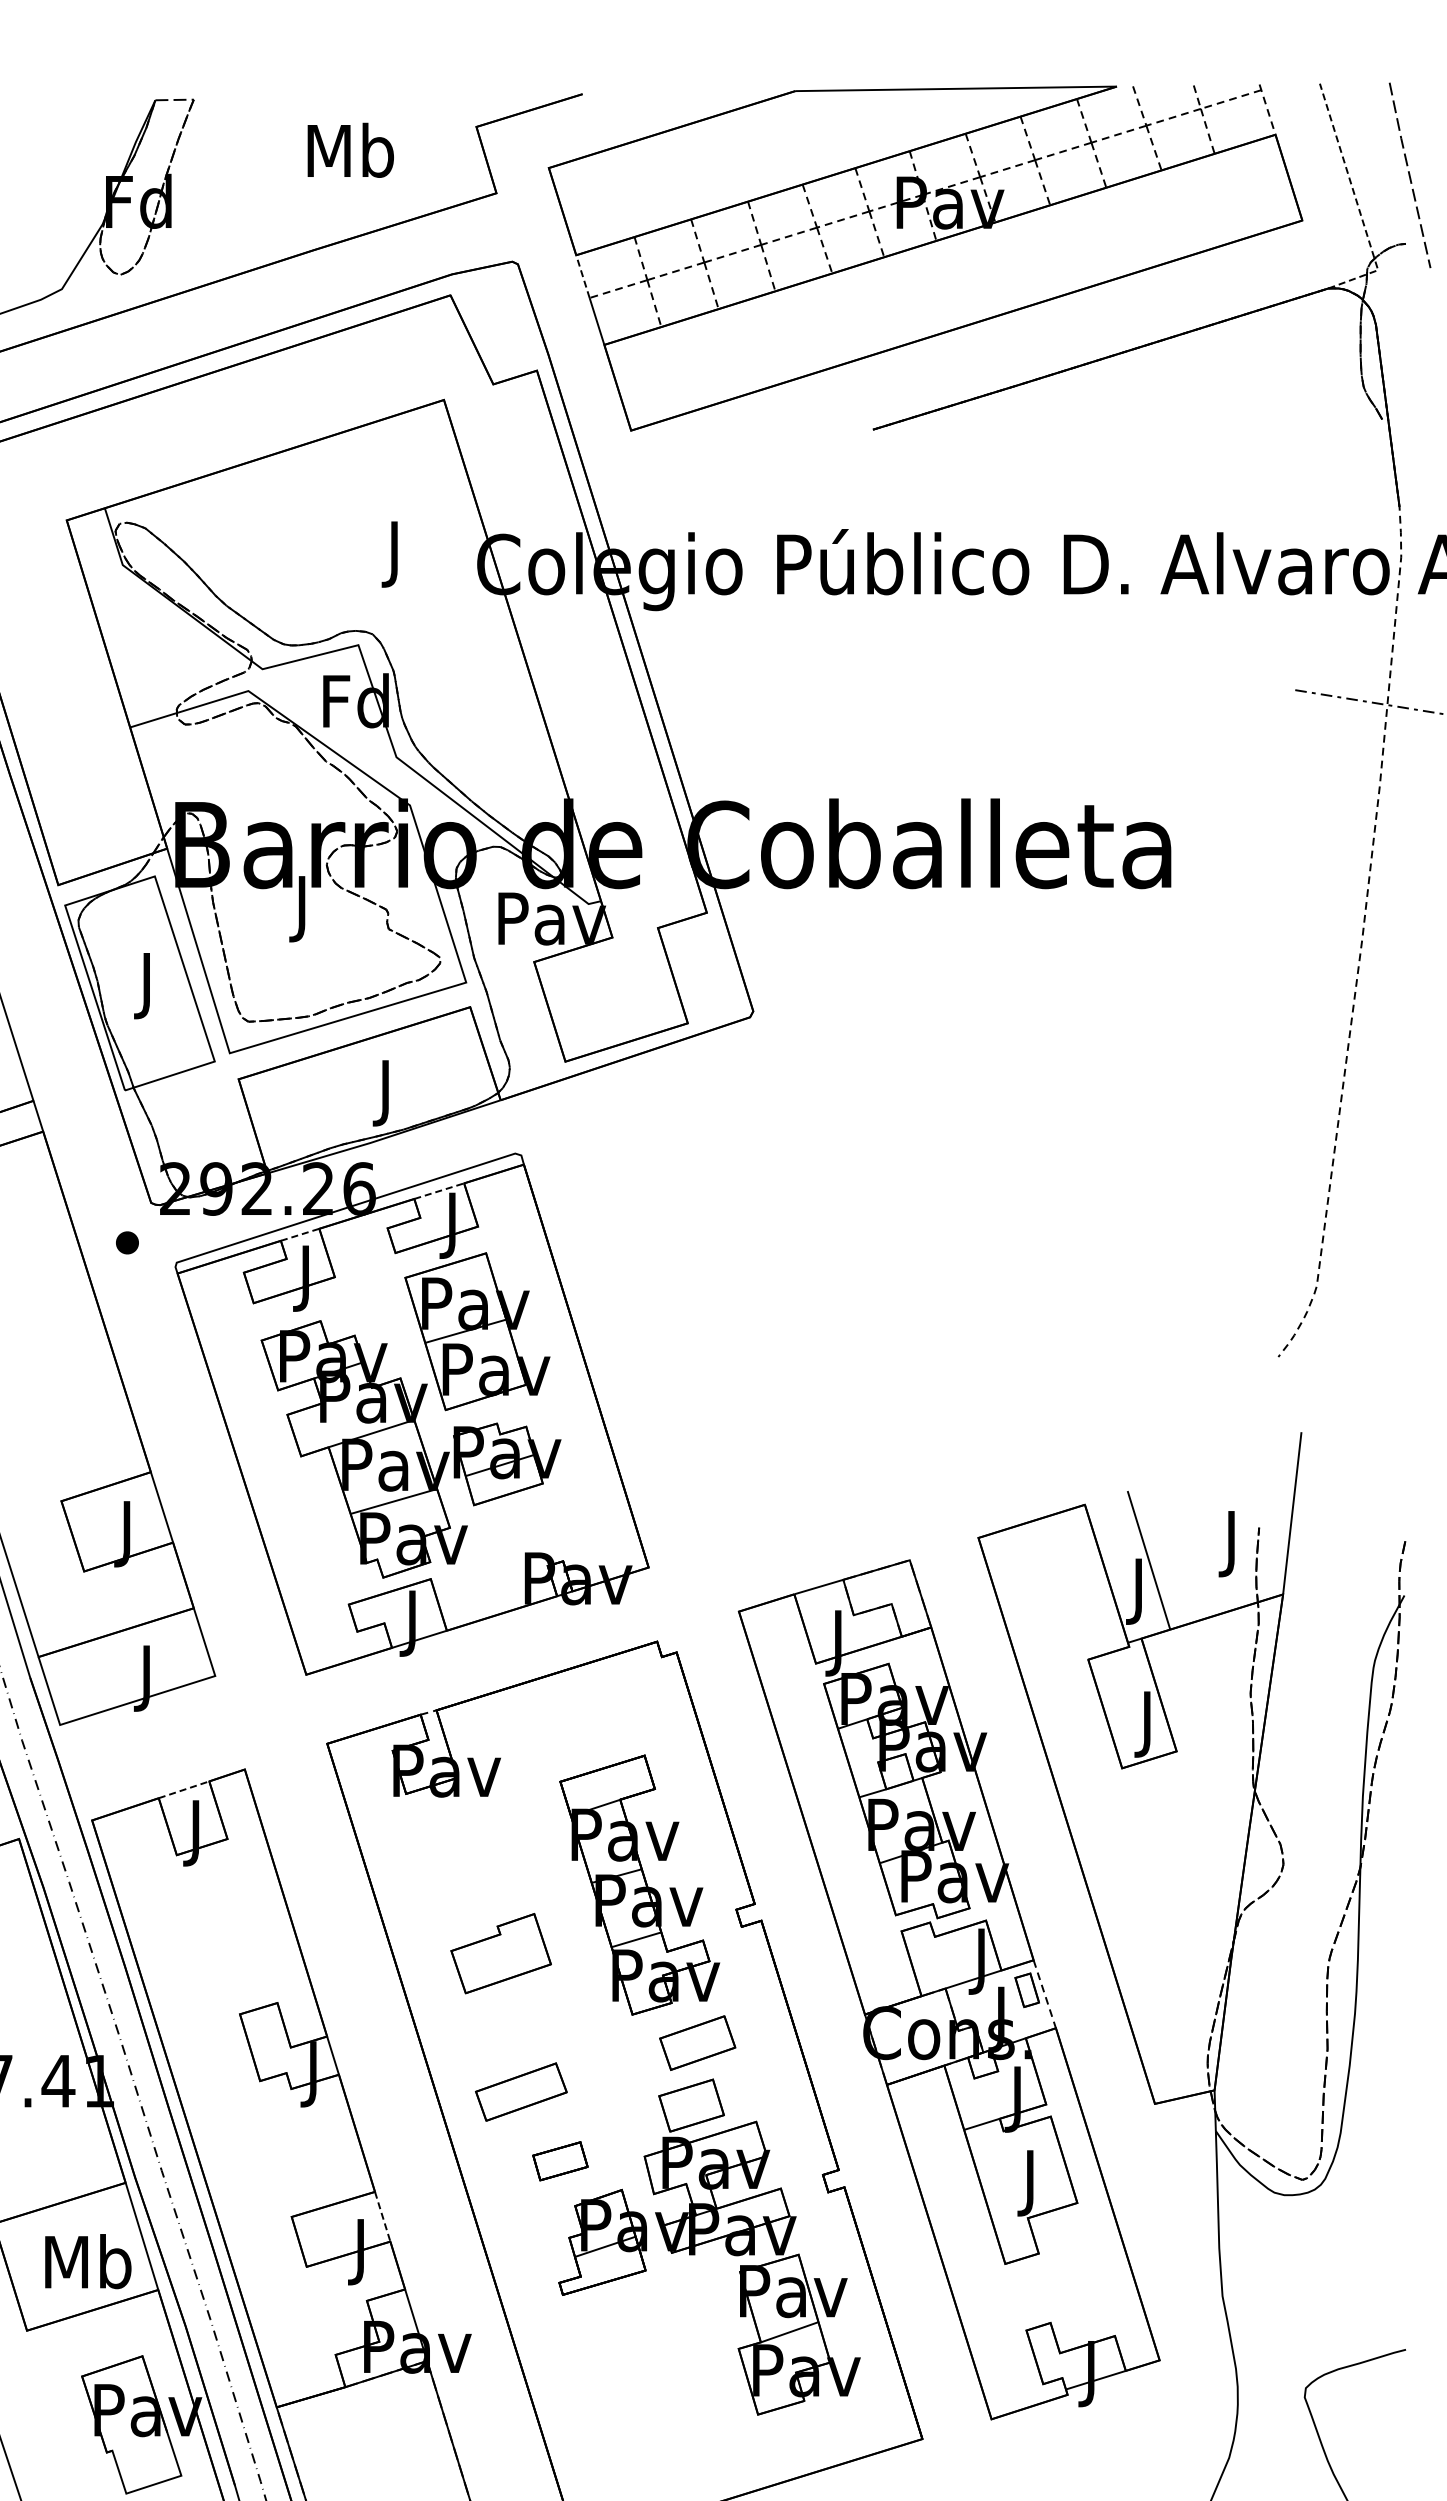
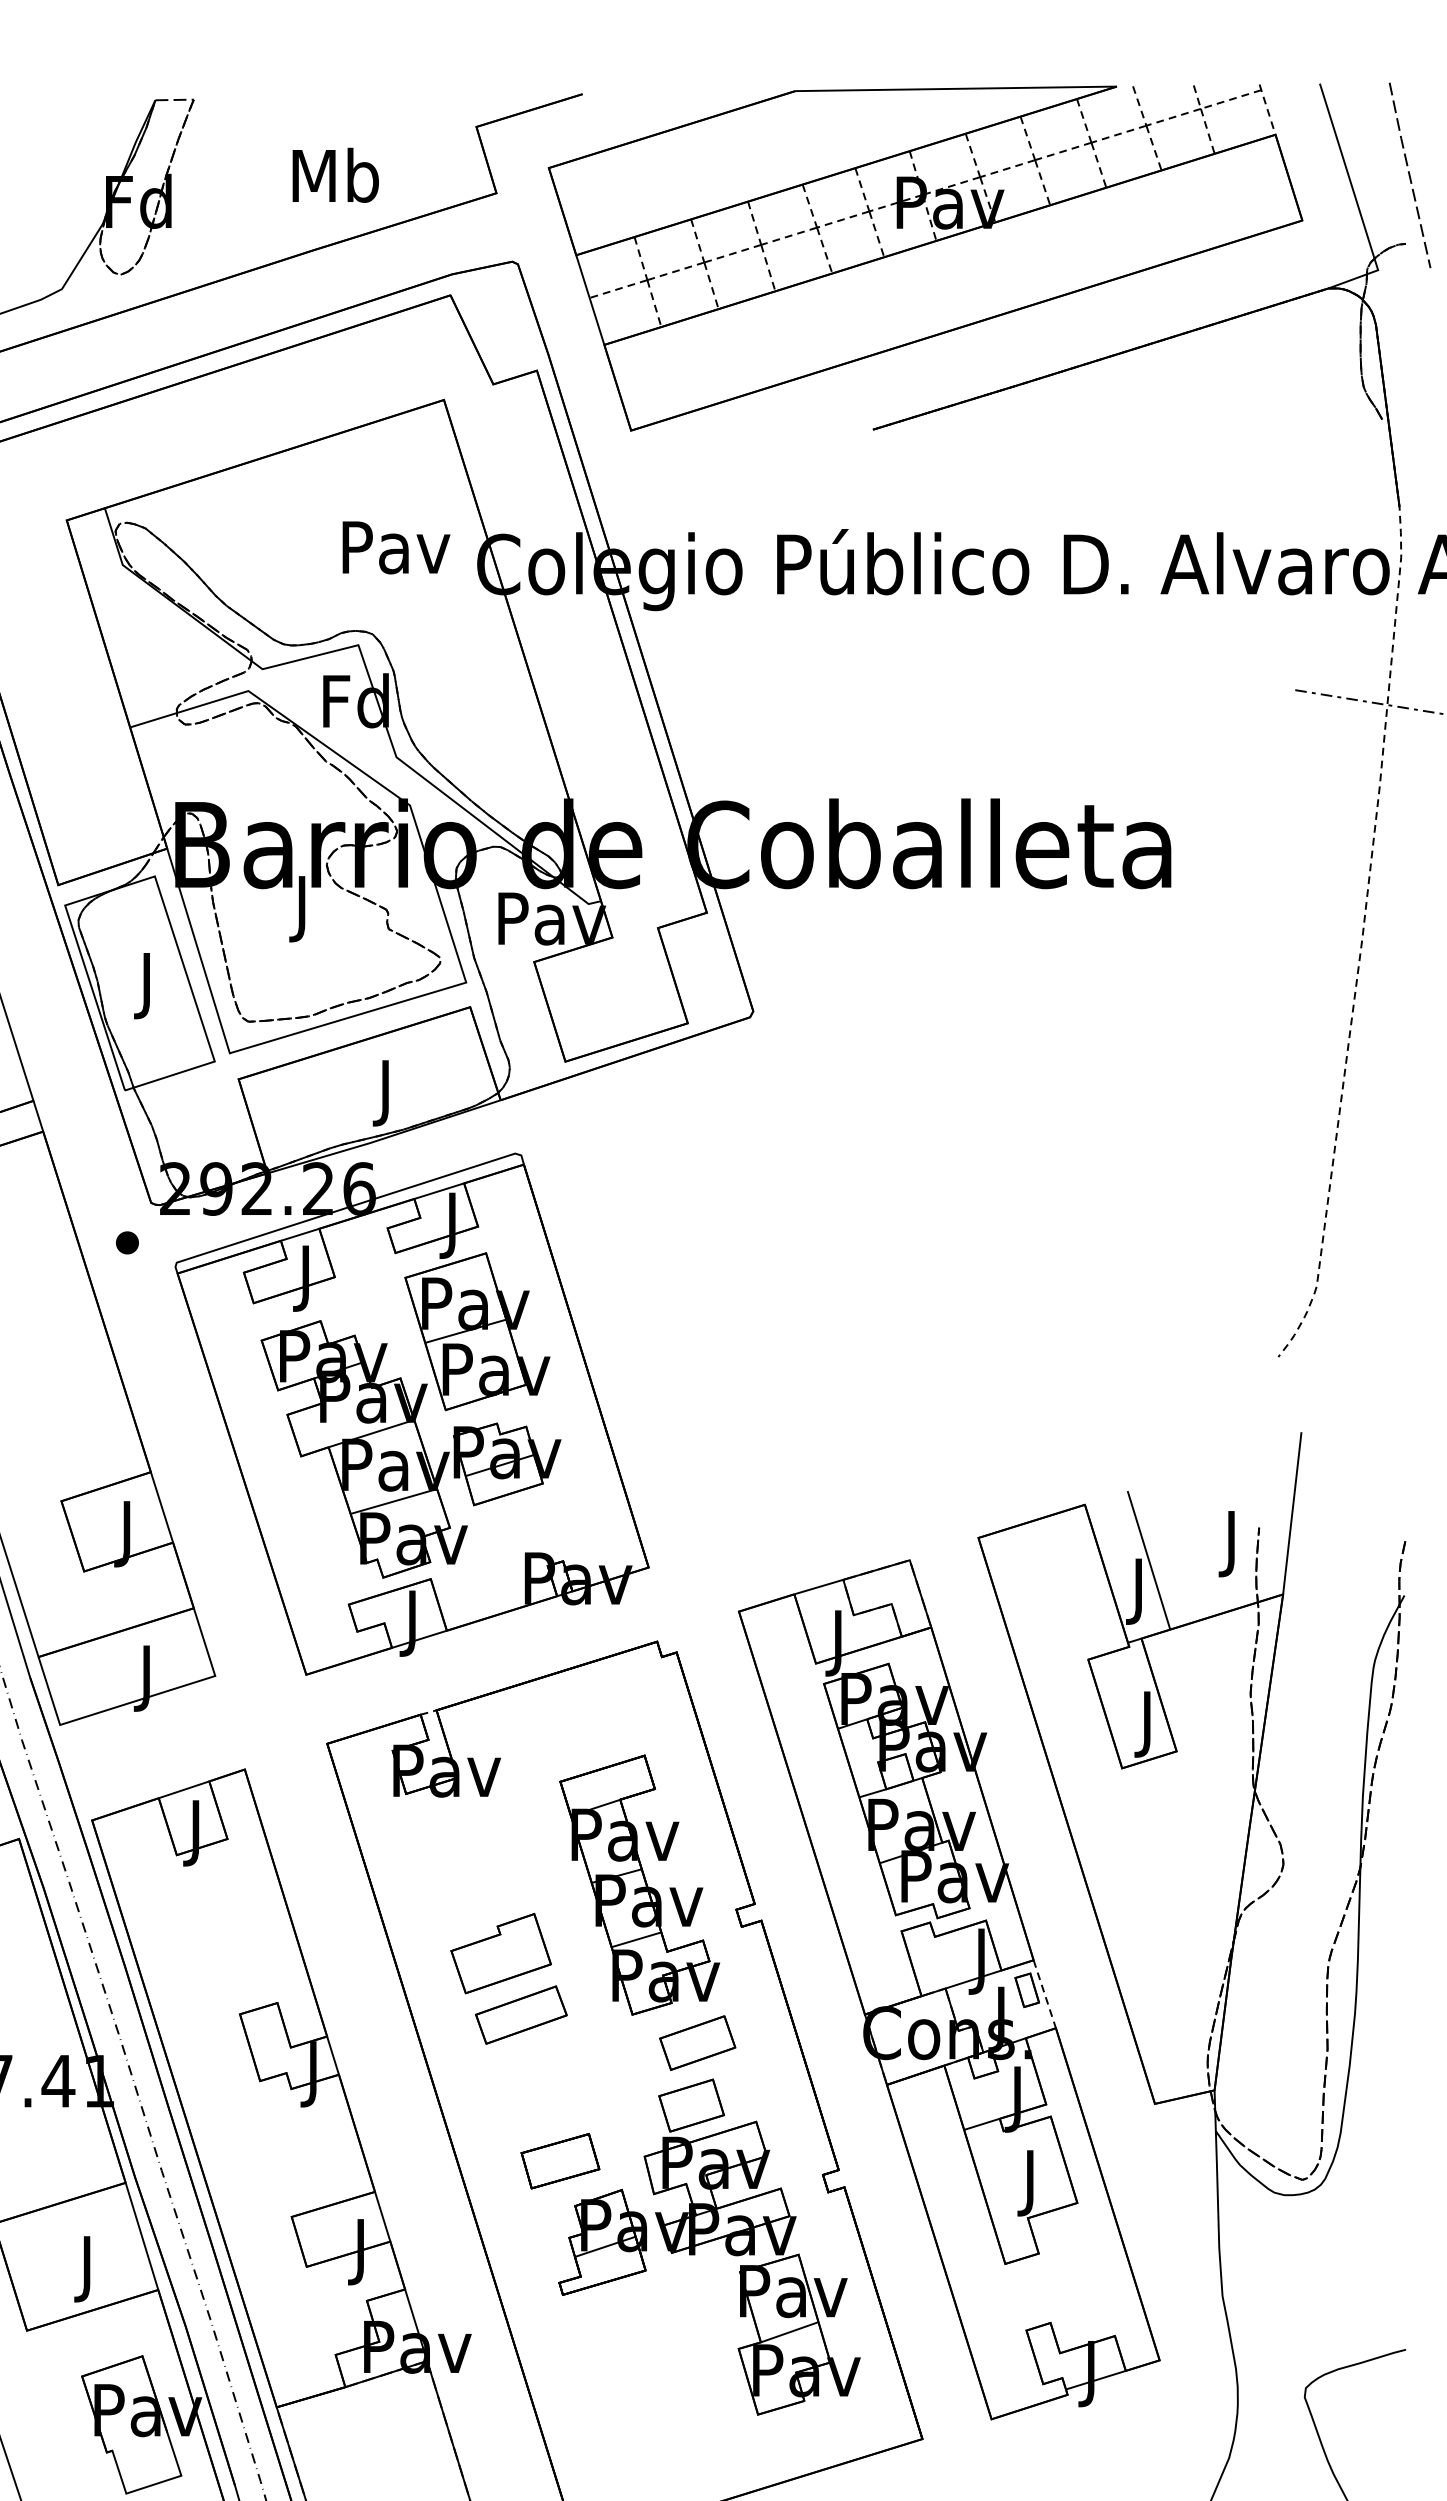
text position: (350, 149) -> (335, 174) (335, 174)
line: dashed -> solid (1357, 202)
line: dashed -> solid (582, 276)
text: J -> Pav (396, 554)
line: dashed -> solid (439, 1191)
line: dashed -> solid (300, 1234)
line: dashed -> solid (184, 1789)
part position: (521, 2091) -> (521, 2014) (521, 2014)
part size: 57x41 px -> 81x57 px (560, 2161)
line: dashed -> solid (382, 2217)
text: Mb -> J (88, 2268)
